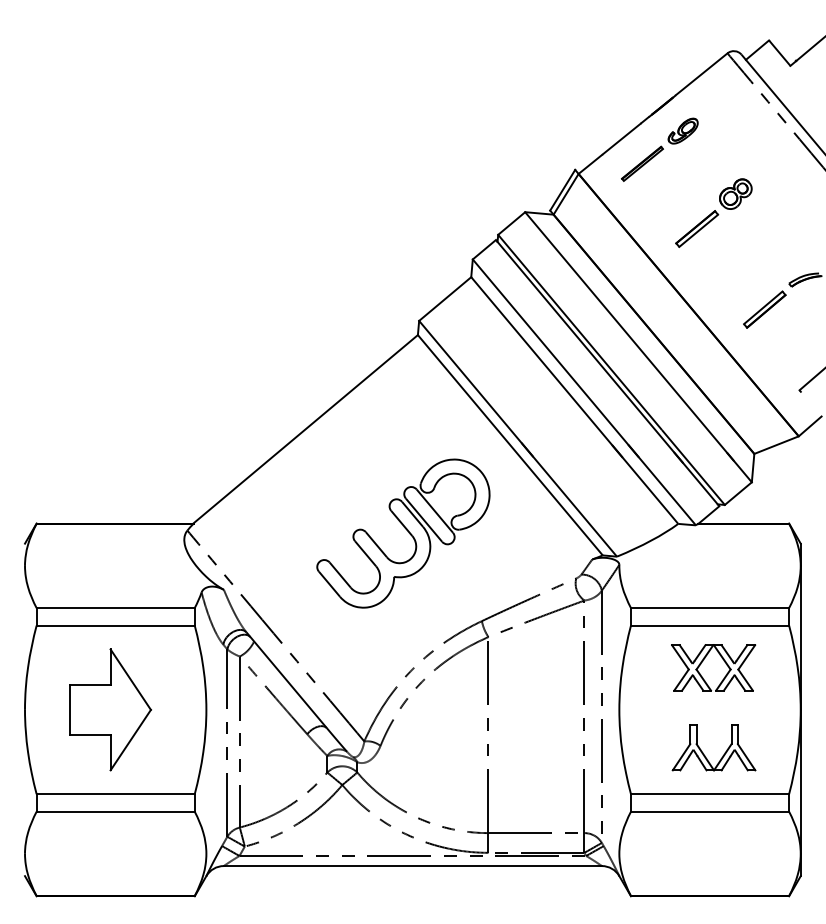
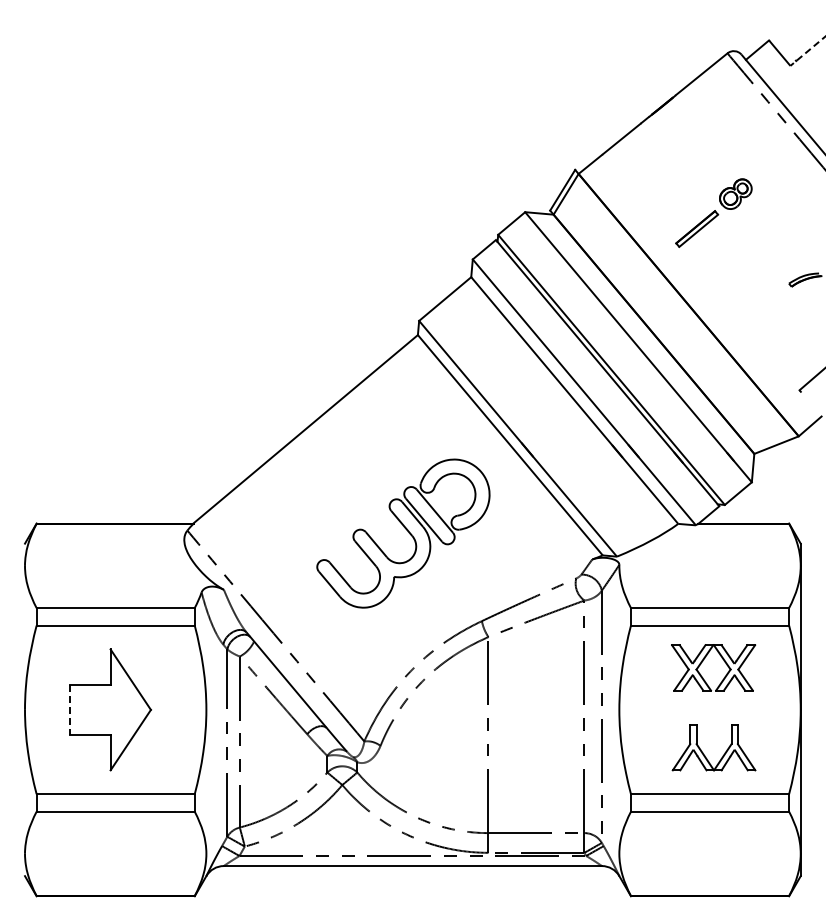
line: solid -> dashed (807, 51)
part: present -> none (659, 149)
part: present -> none (764, 309)
line: solid -> dashed (70, 710)
